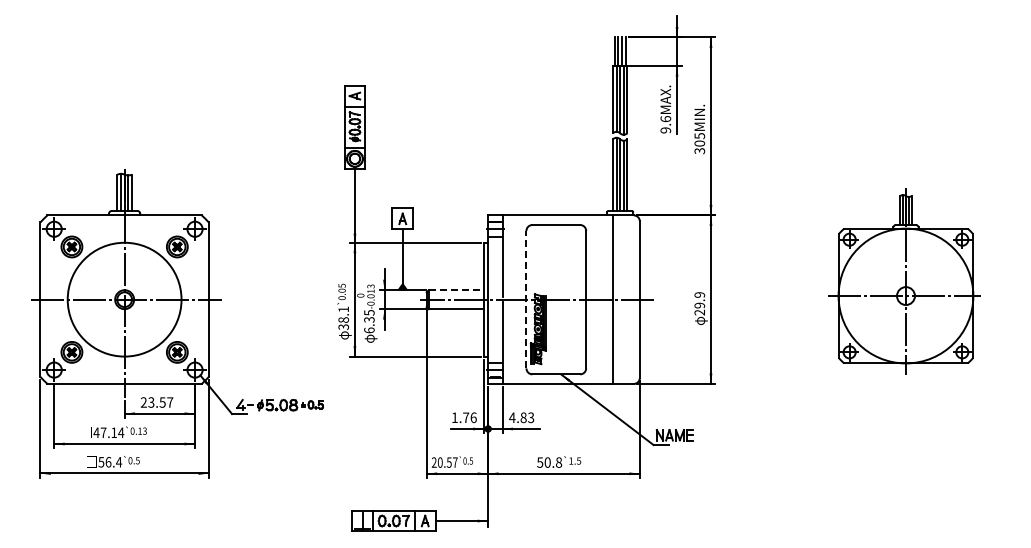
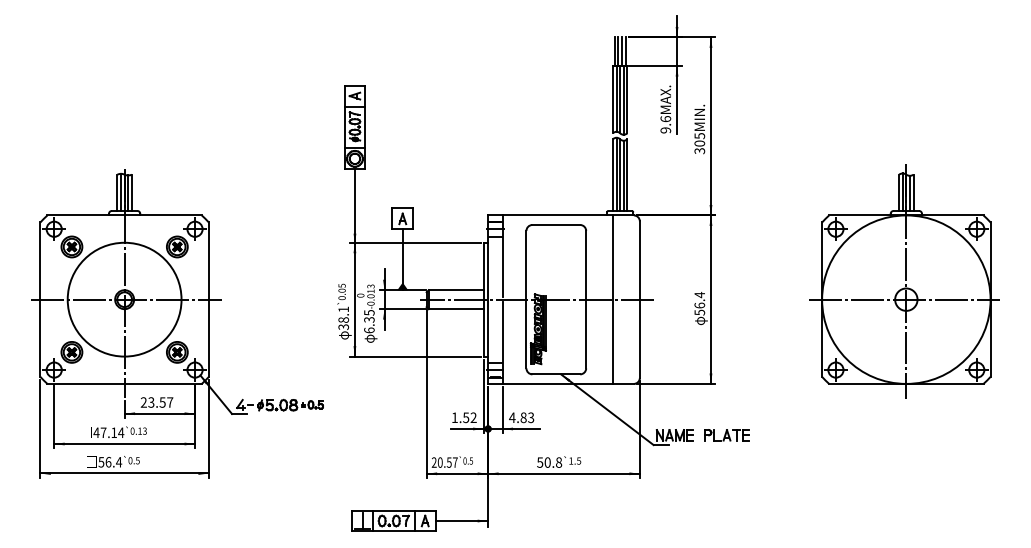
part size: 153x187 px -> 191x235 px (904, 281)
line: dashed -> solid (456, 290)
line: dashed -> solid (526, 299)
text: 29.9 -> 56.4 (699, 303)
text: 1.76 -> 1.52 (469, 417)
part: none -> present (726, 435)
